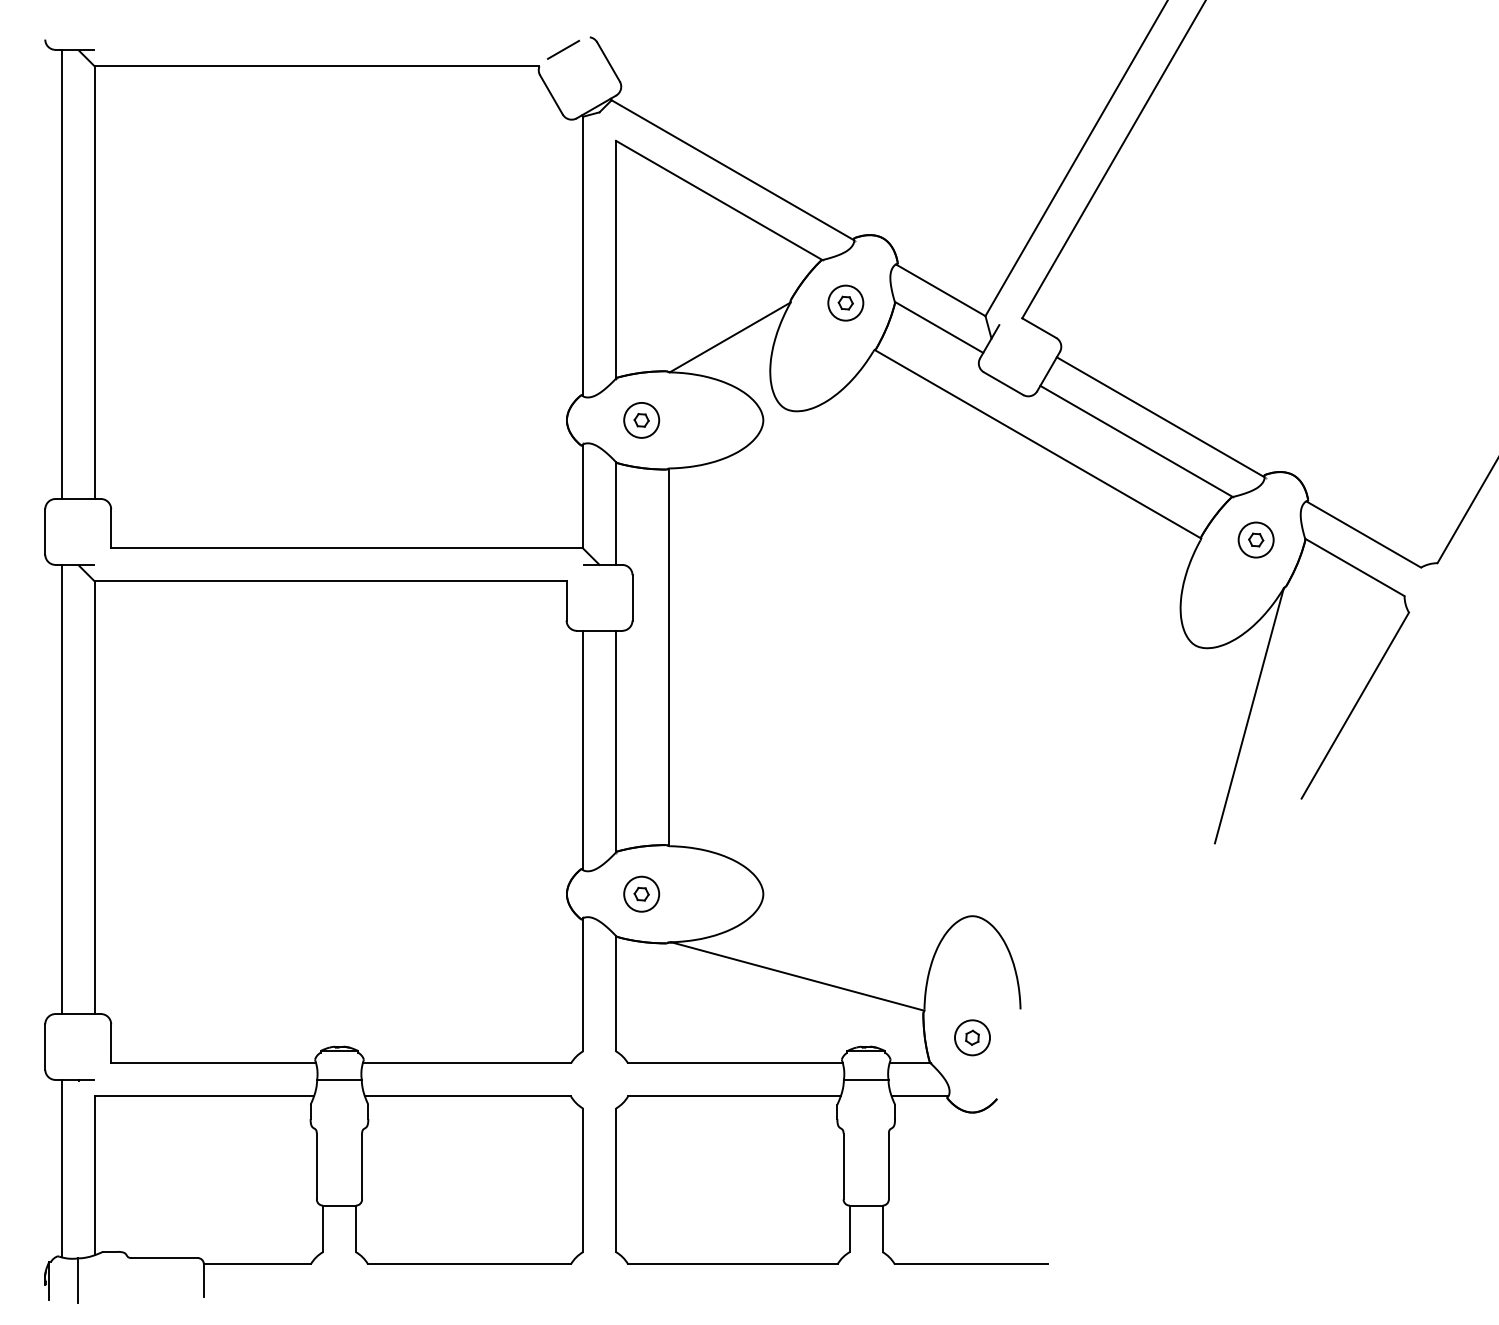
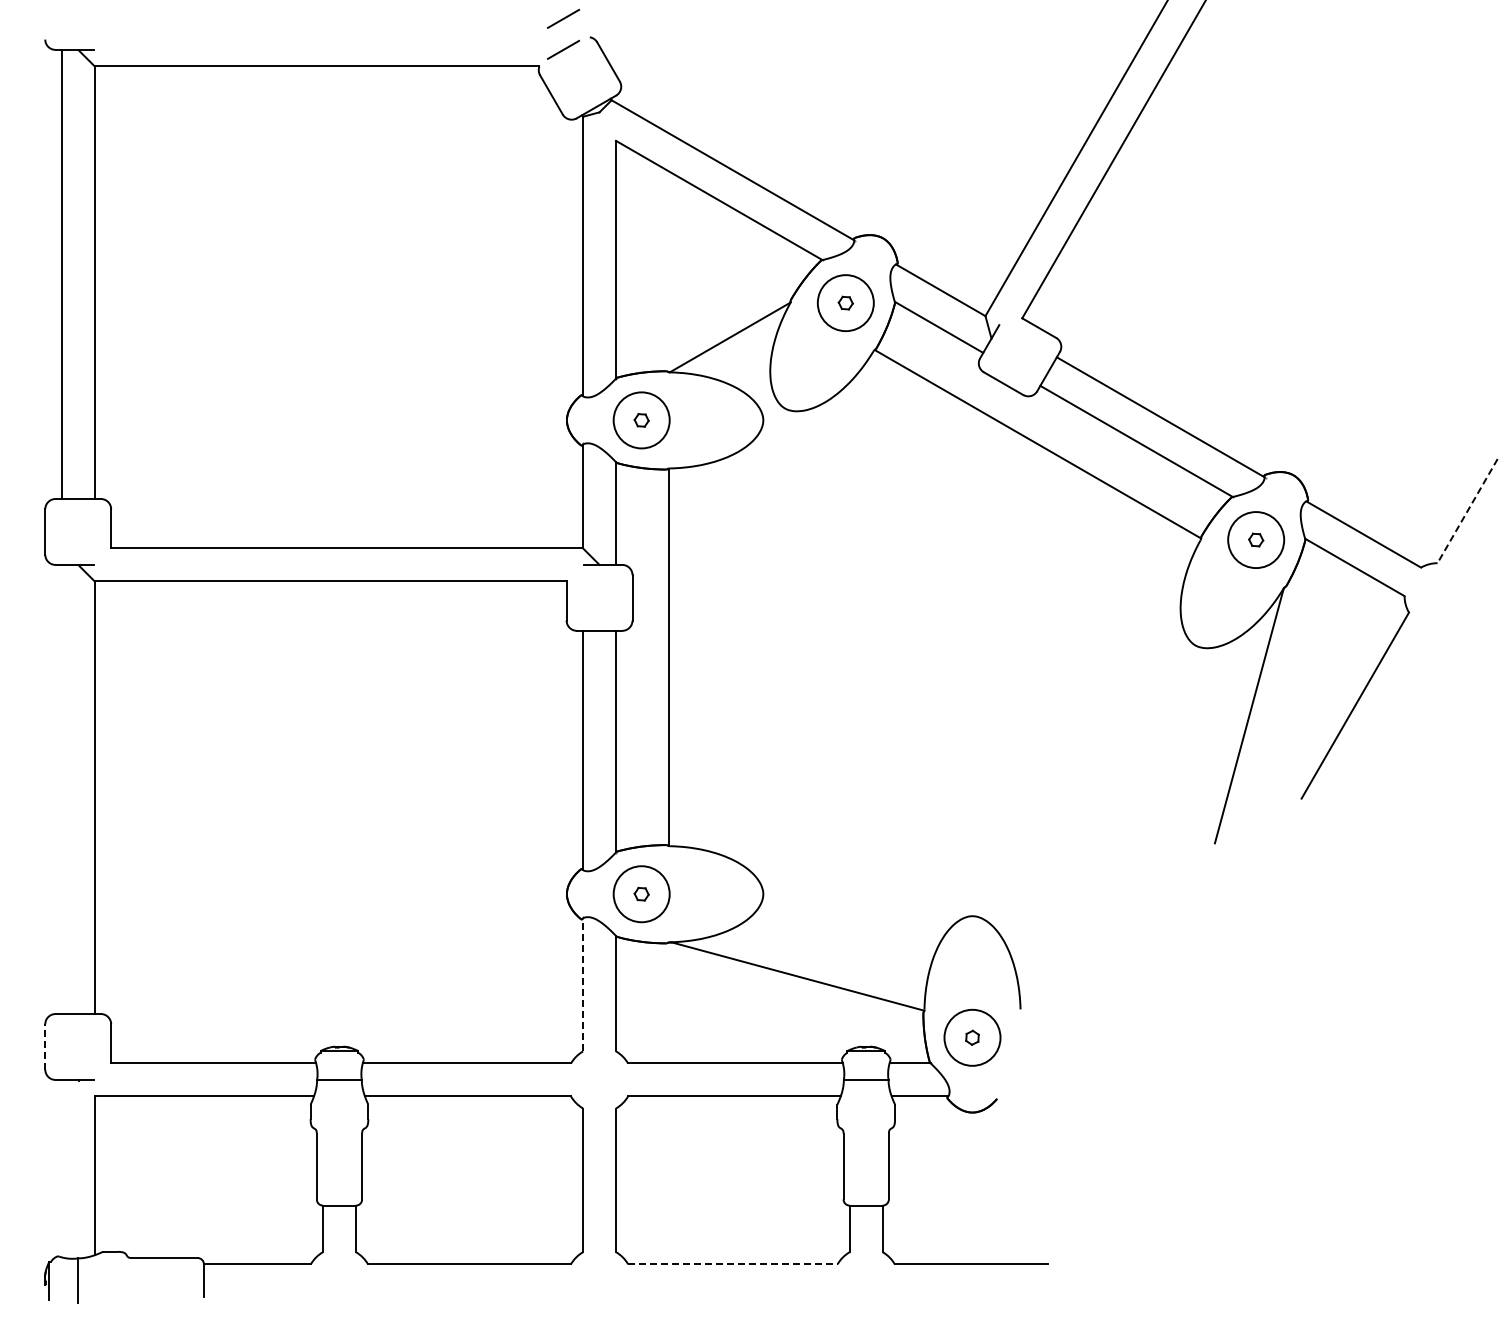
line: none -> present (563, 18)
circle diameter: 35 px -> 56 px (845, 303)
circle diameter: 35 px -> 56 px (641, 420)
line: solid -> dashed (1467, 510)
circle diameter: 35 px -> 56 px (1256, 540)
line: present -> none (61, 789)
circle diameter: 35 px -> 56 px (641, 894)
line: solid -> dashed (583, 984)
circle diameter: 35 px -> 56 px (972, 1037)
line: solid -> dashed (45, 1046)
line: present -> none (61, 1168)
line: solid -> dashed (732, 1264)
